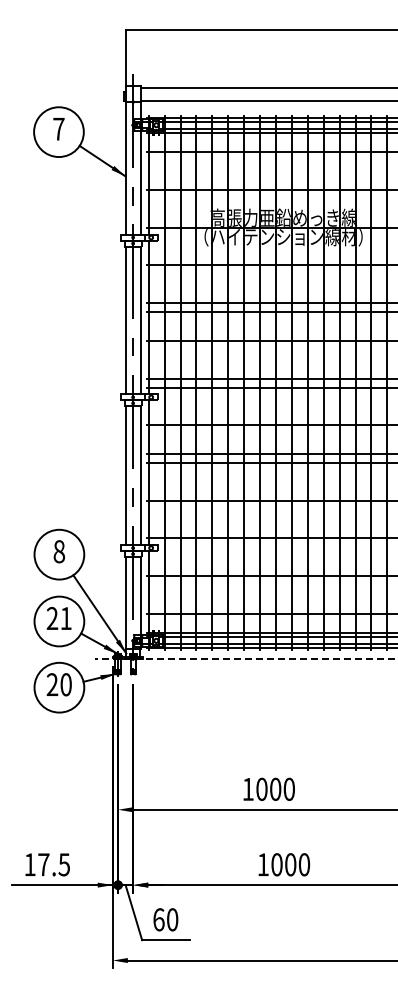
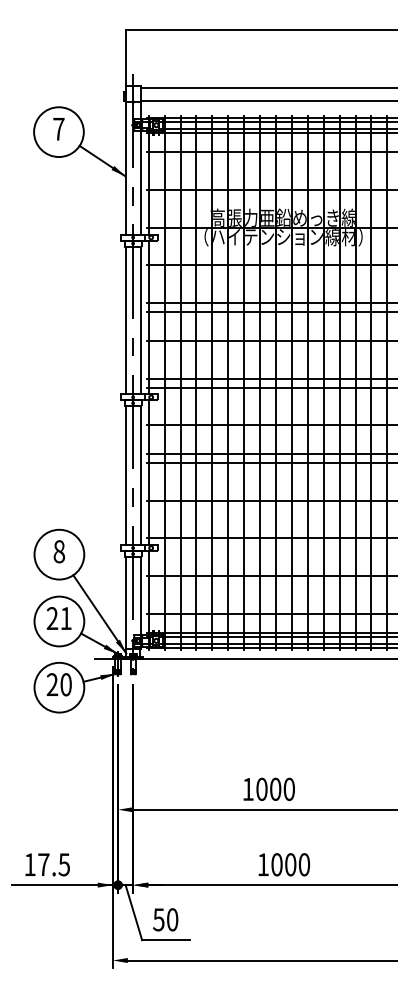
line: dashed -> solid (245, 658)
text: 60 -> 50 (158, 919)
